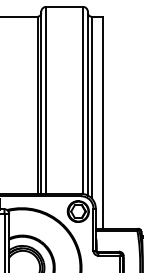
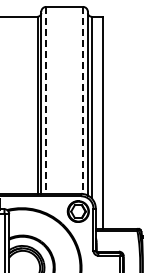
line: solid -> dashed (46, 100)
line: solid -> dashed (82, 100)
